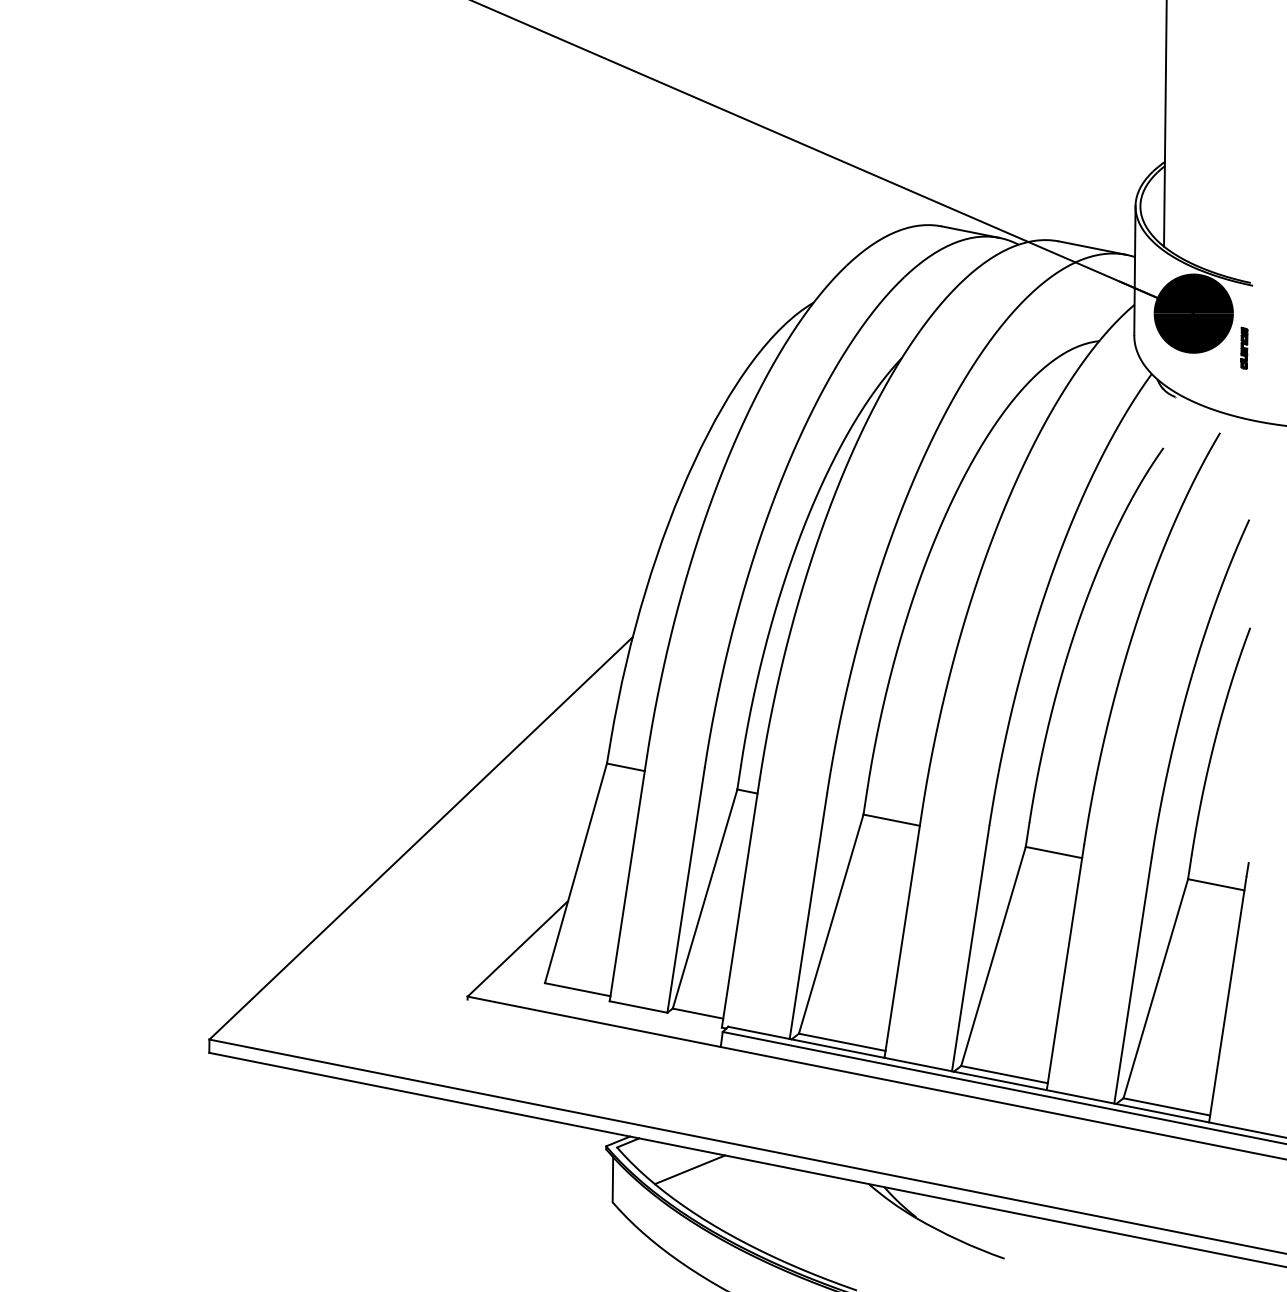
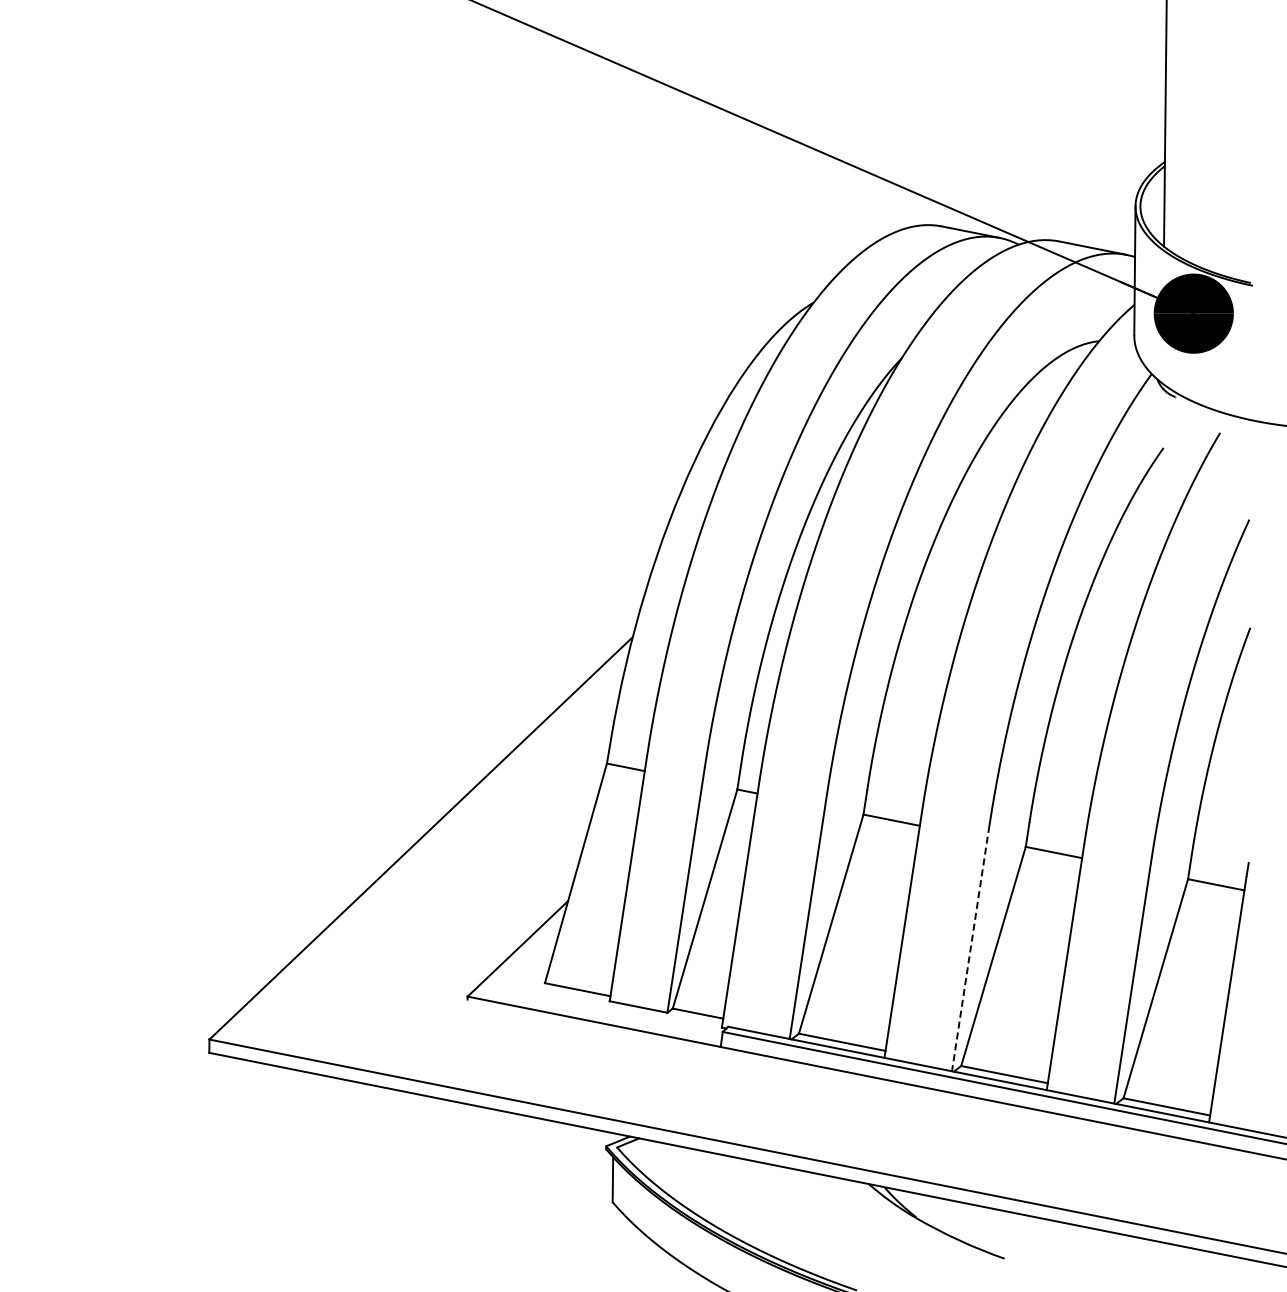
part: present -> none (1244, 347)
line: solid -> dashed (970, 949)
line: present -> none (689, 1169)
